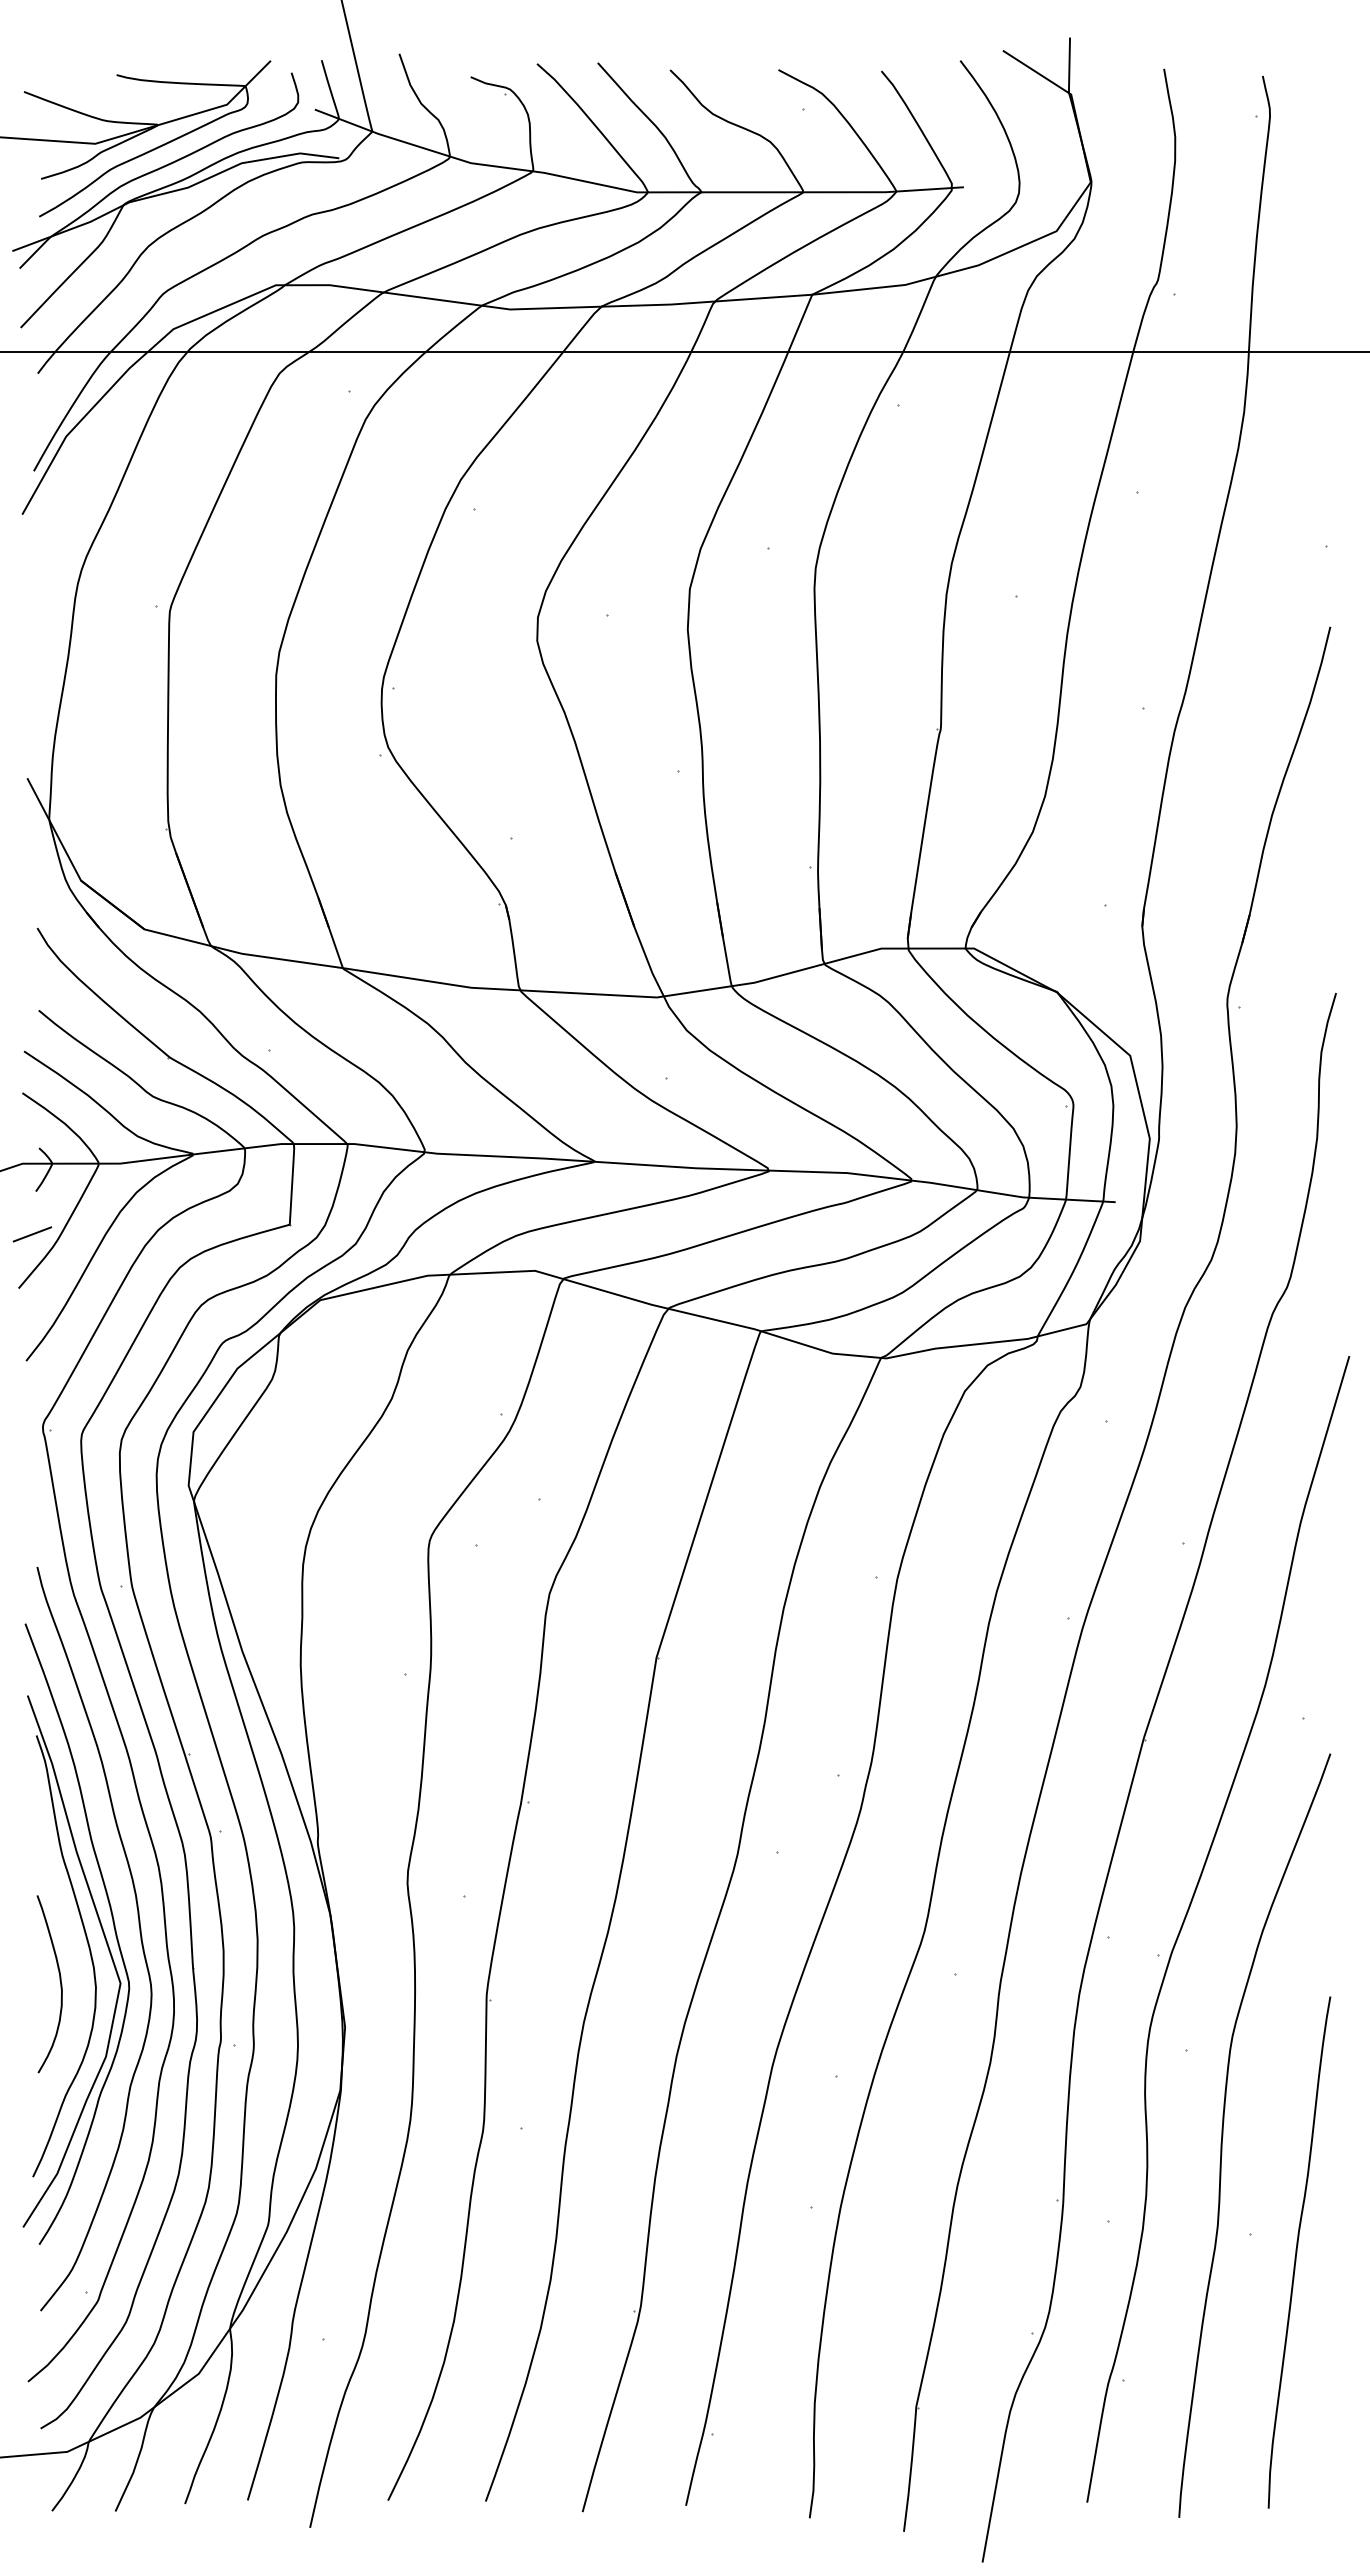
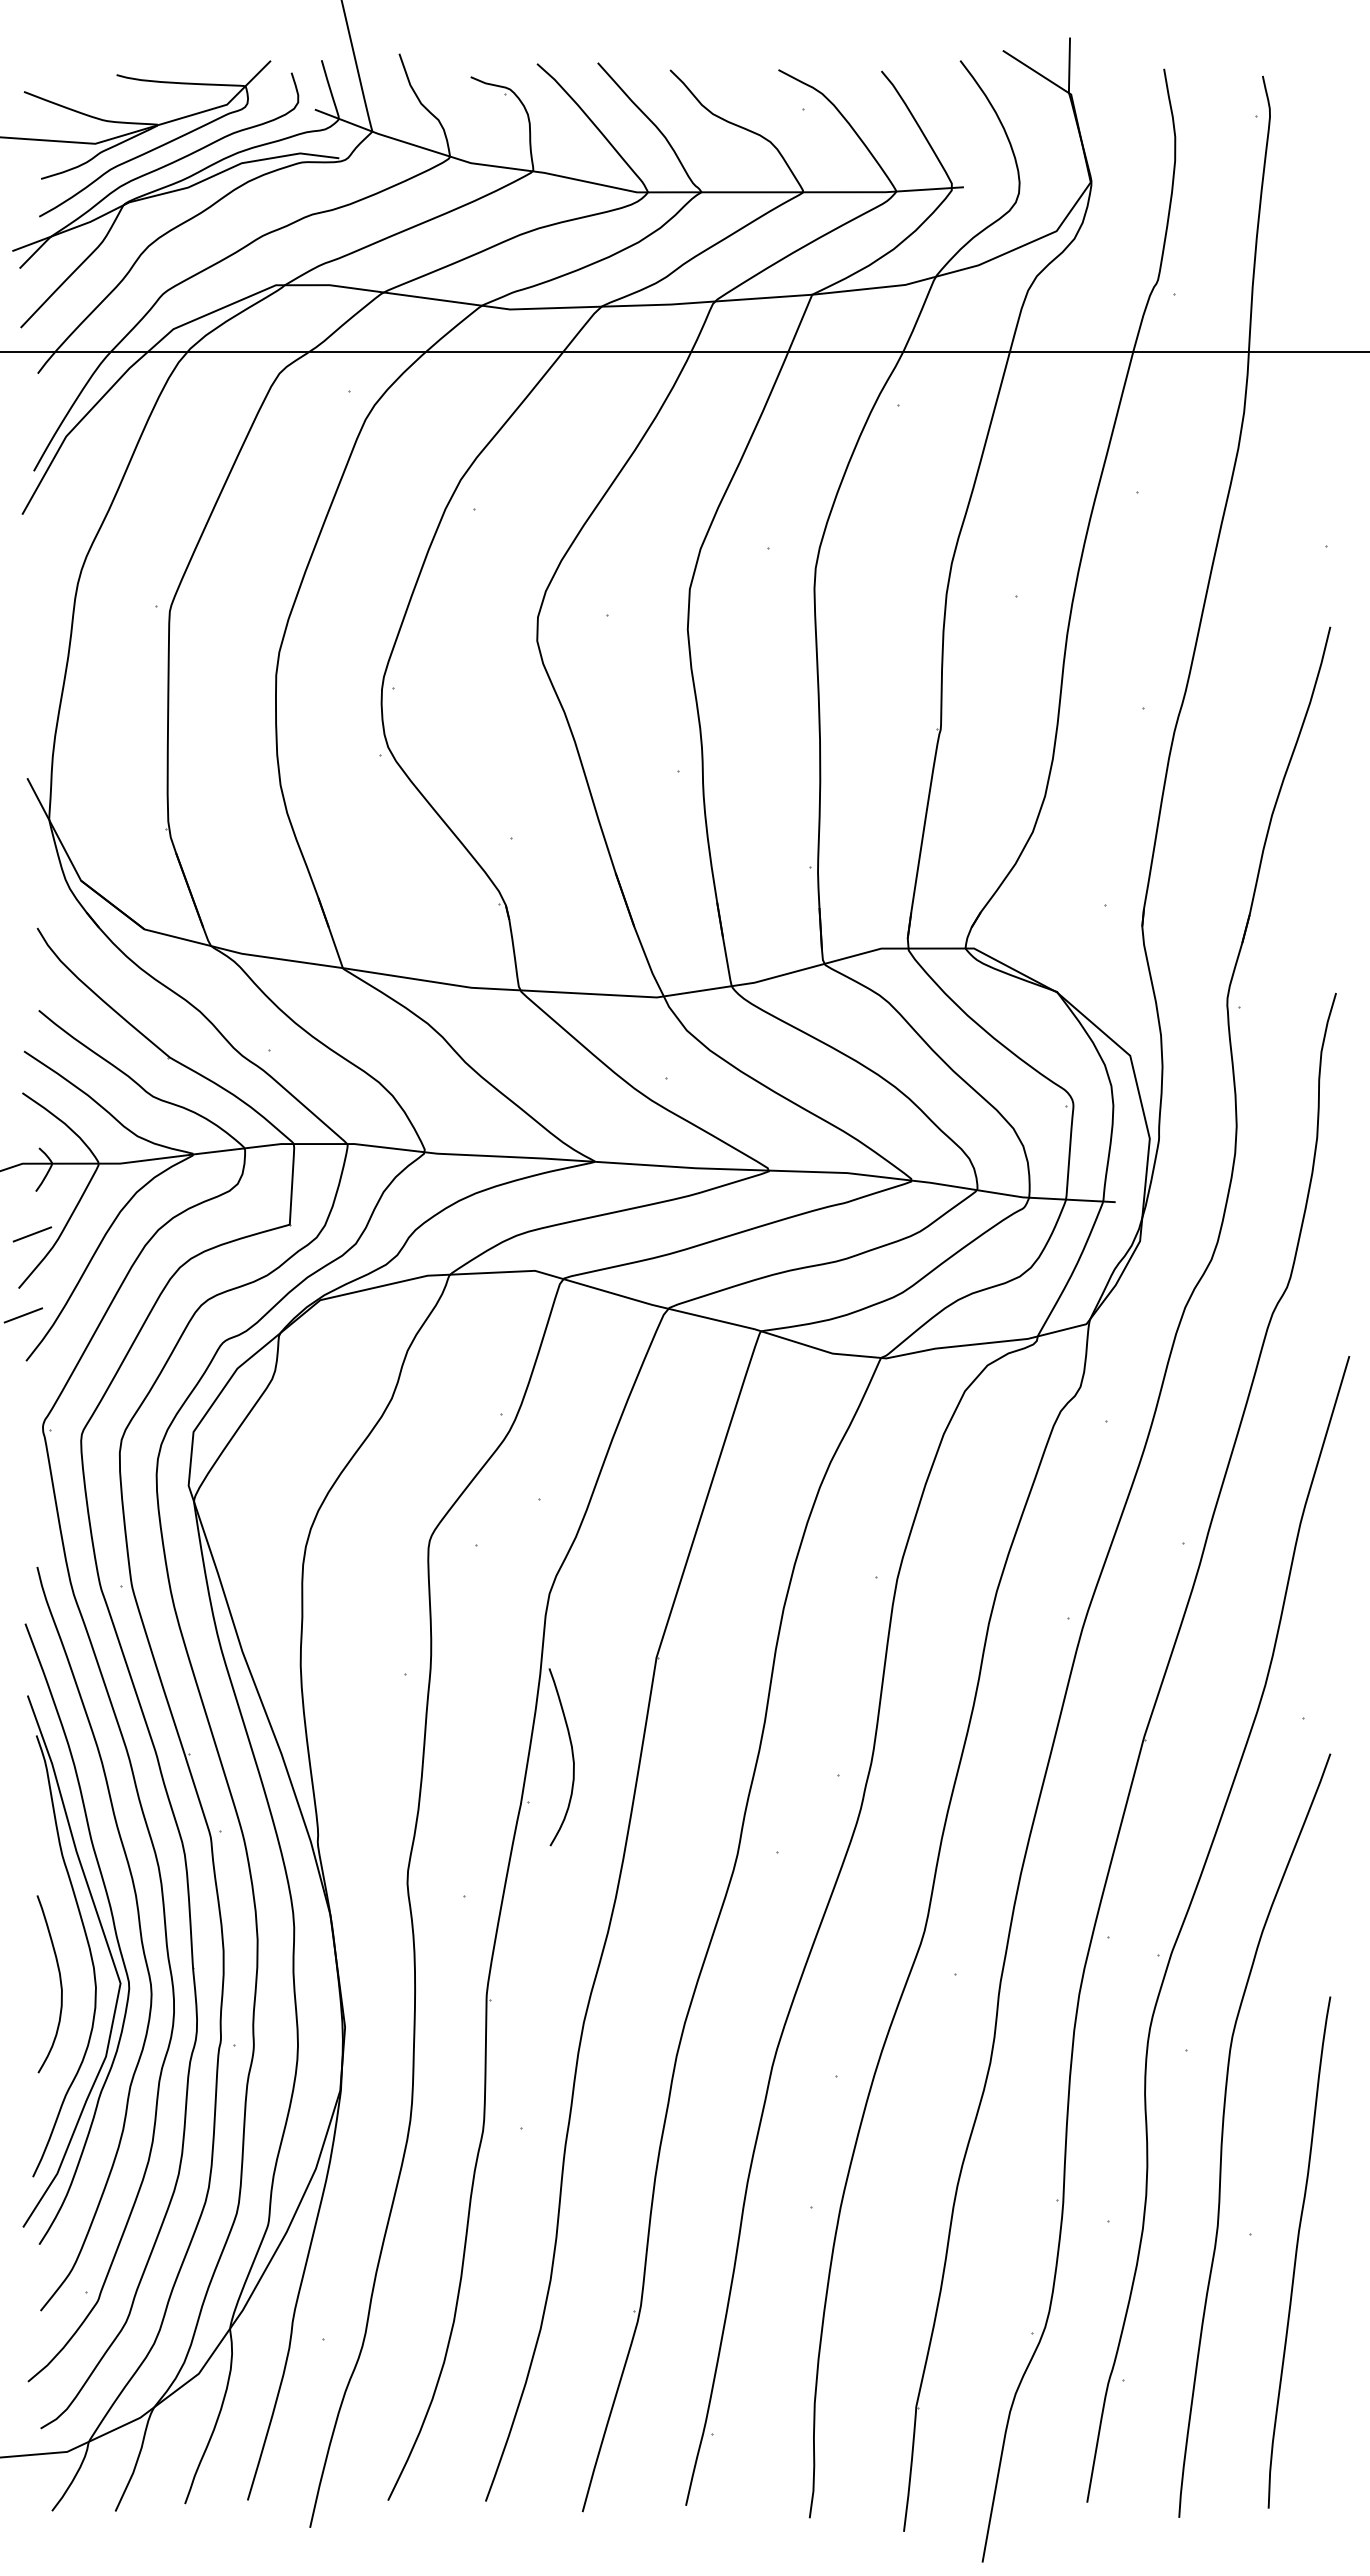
line: none -> present (23, 1315)
curve: none -> present (571, 1753)
